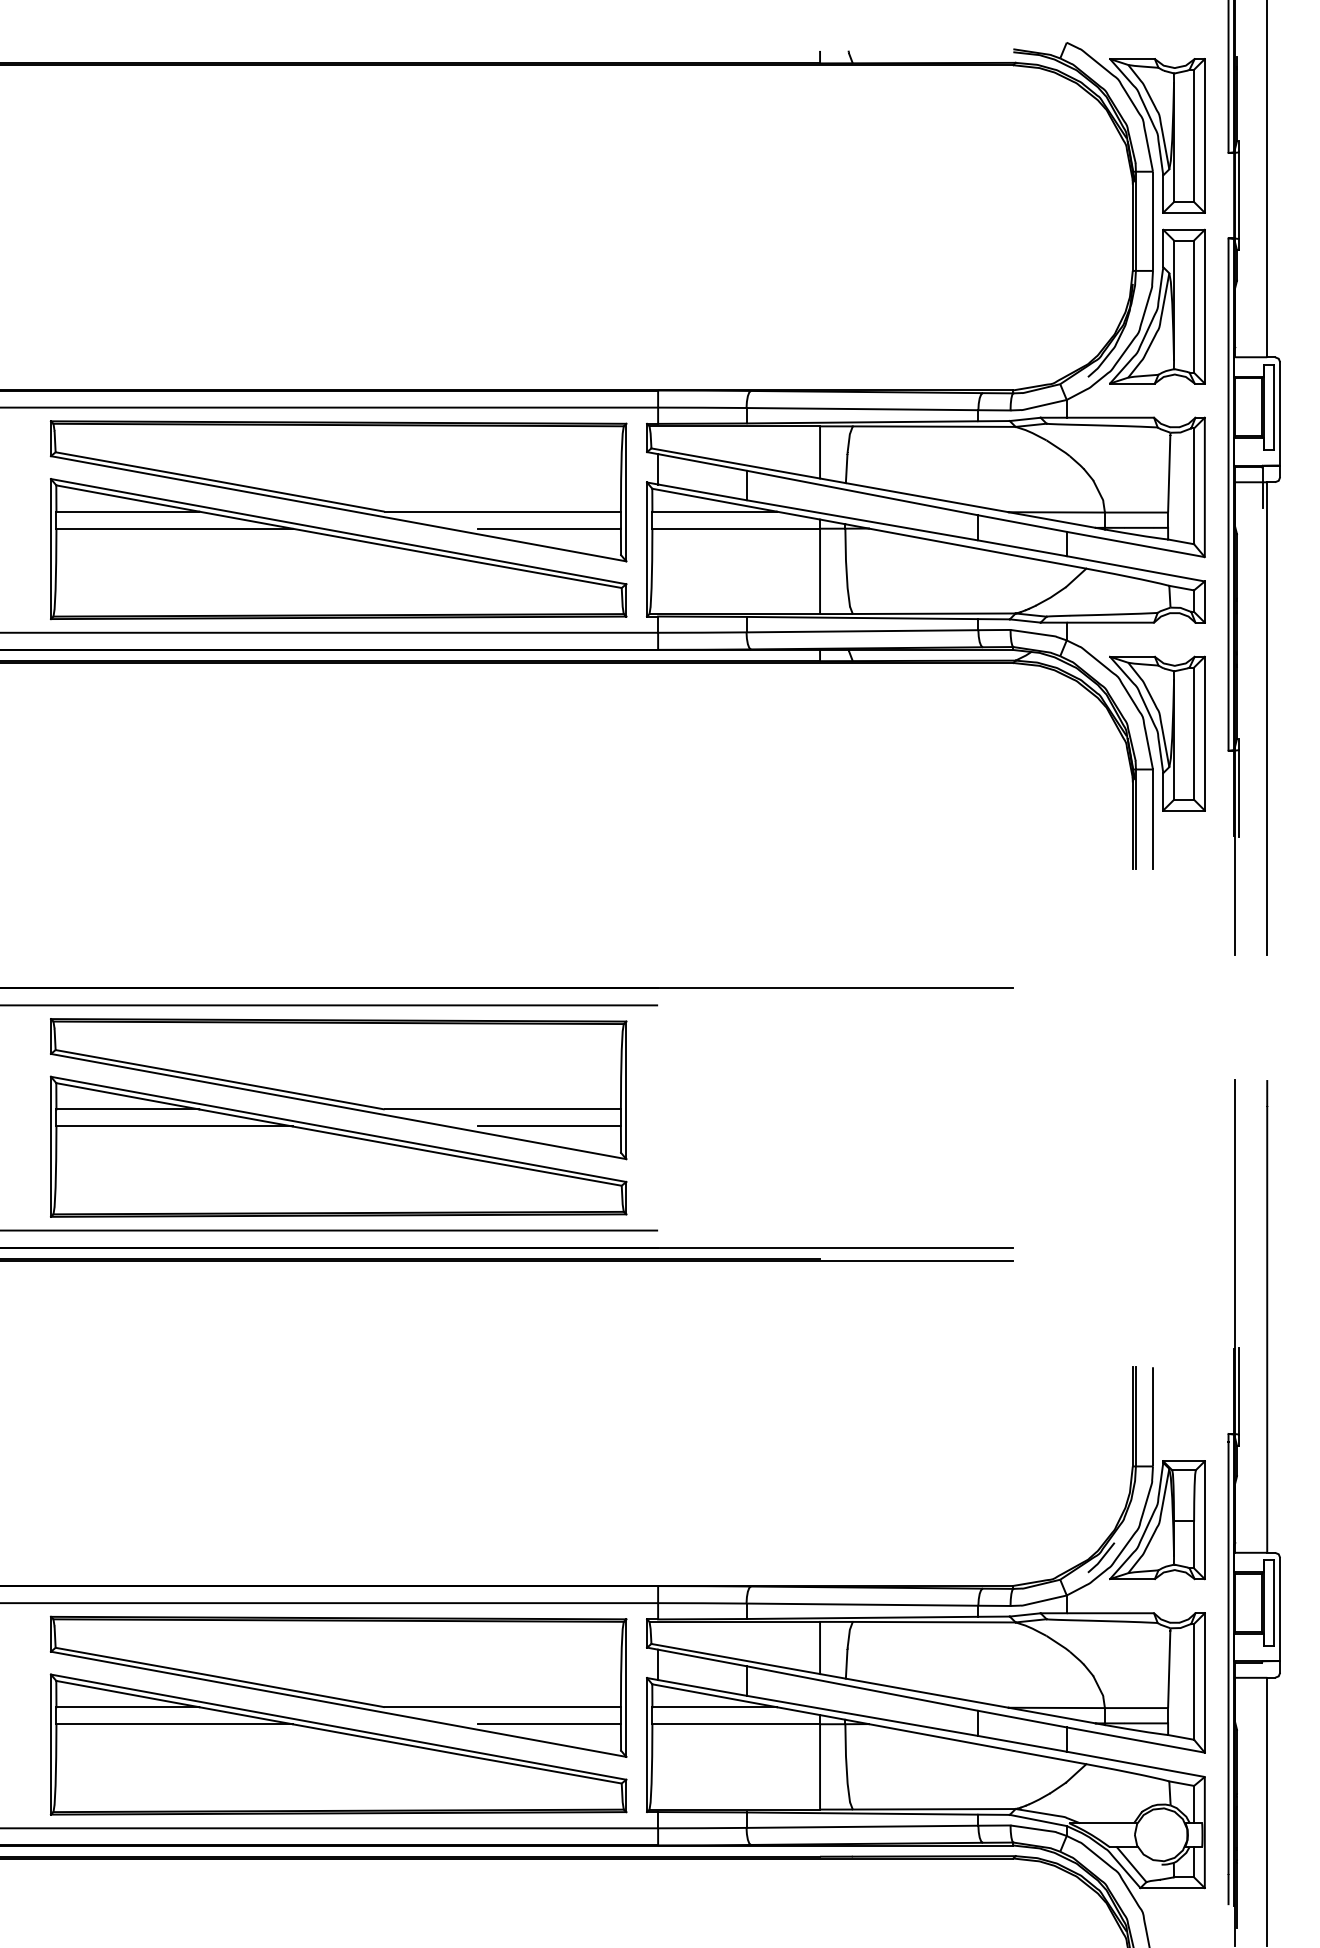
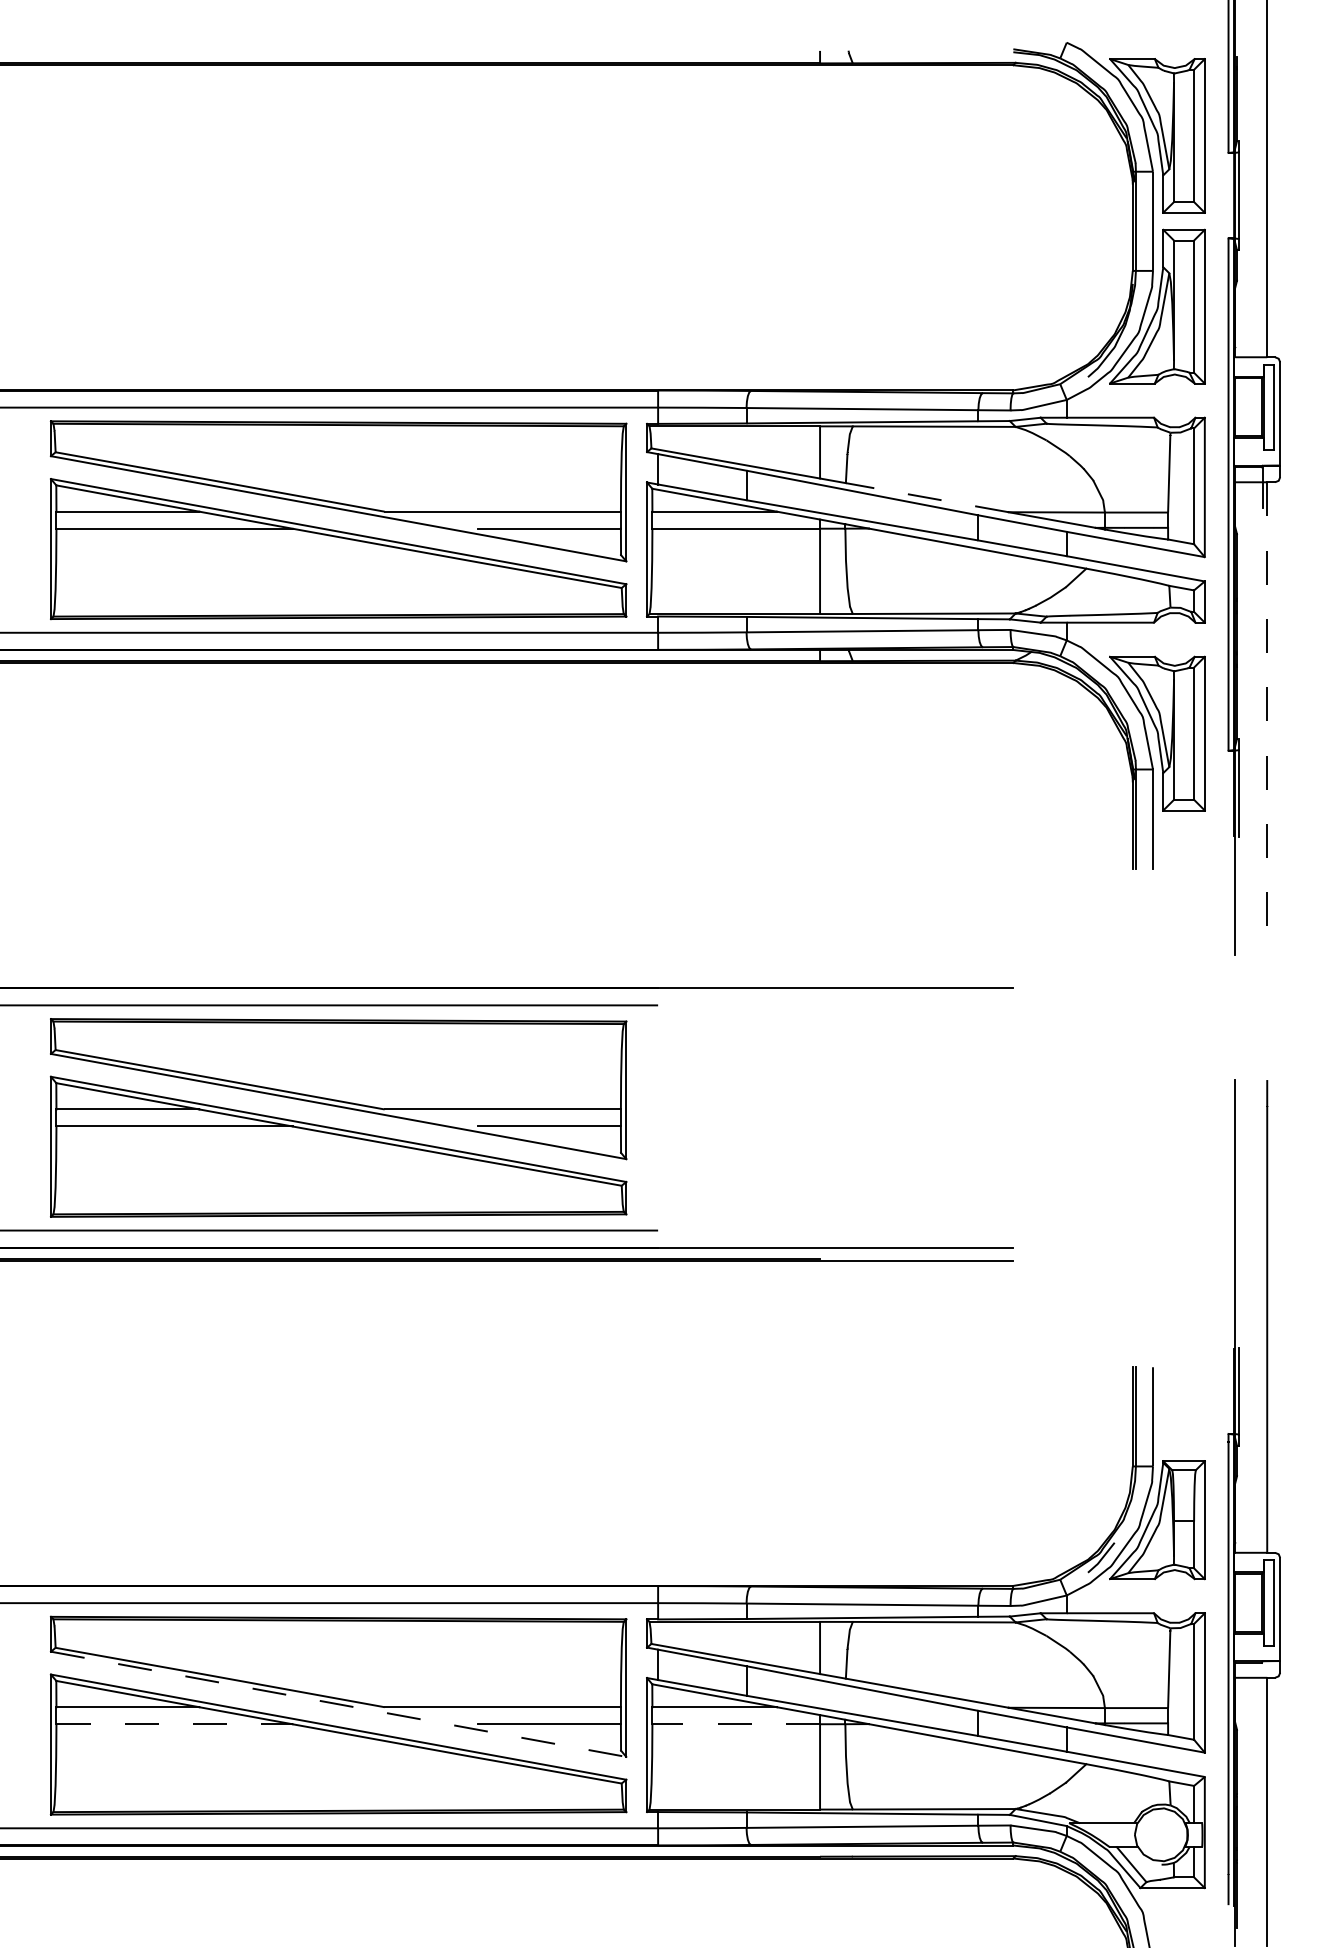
line: solid -> dashed (927, 497)
line: solid -> dashed (1267, 719)
line: solid -> dashed (339, 1704)
line: solid -> dashed (174, 1724)
line: solid -> dashed (736, 1724)
